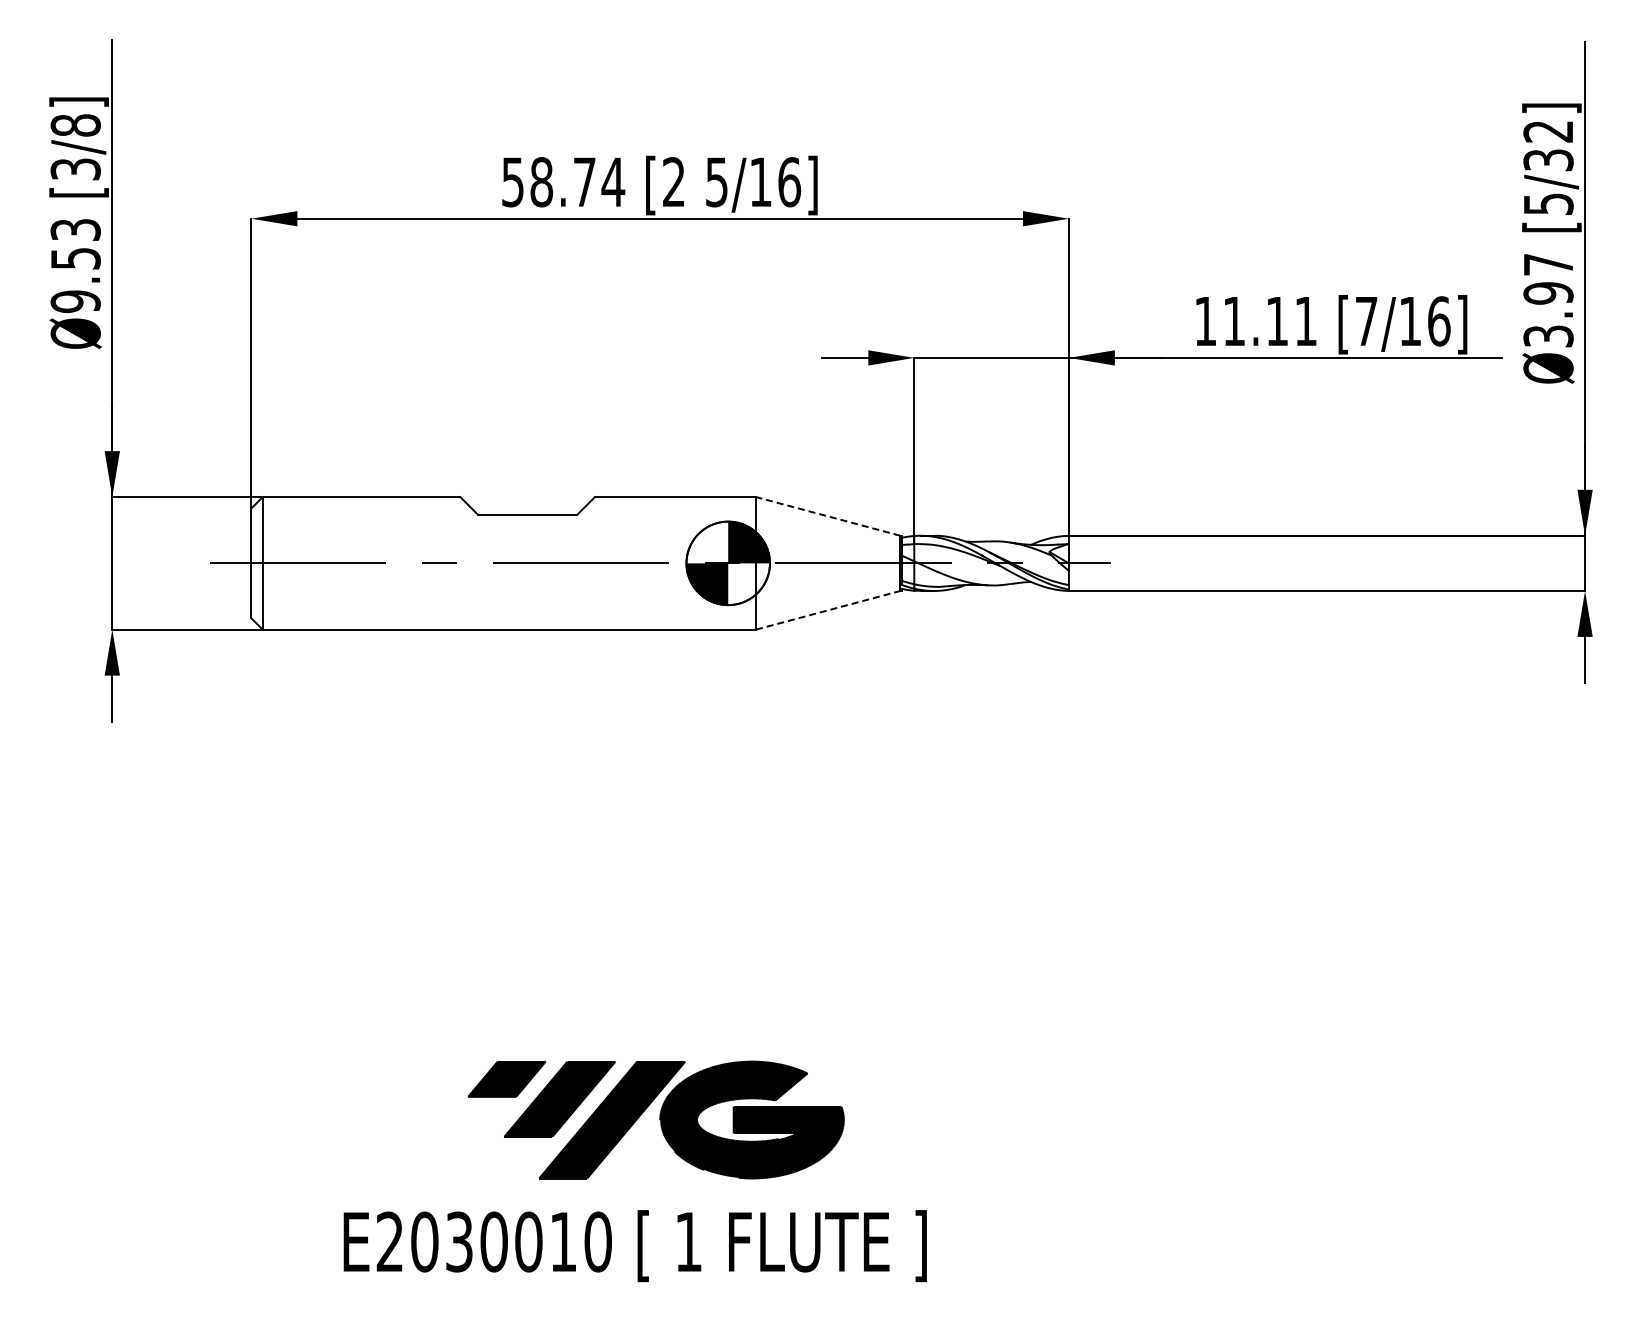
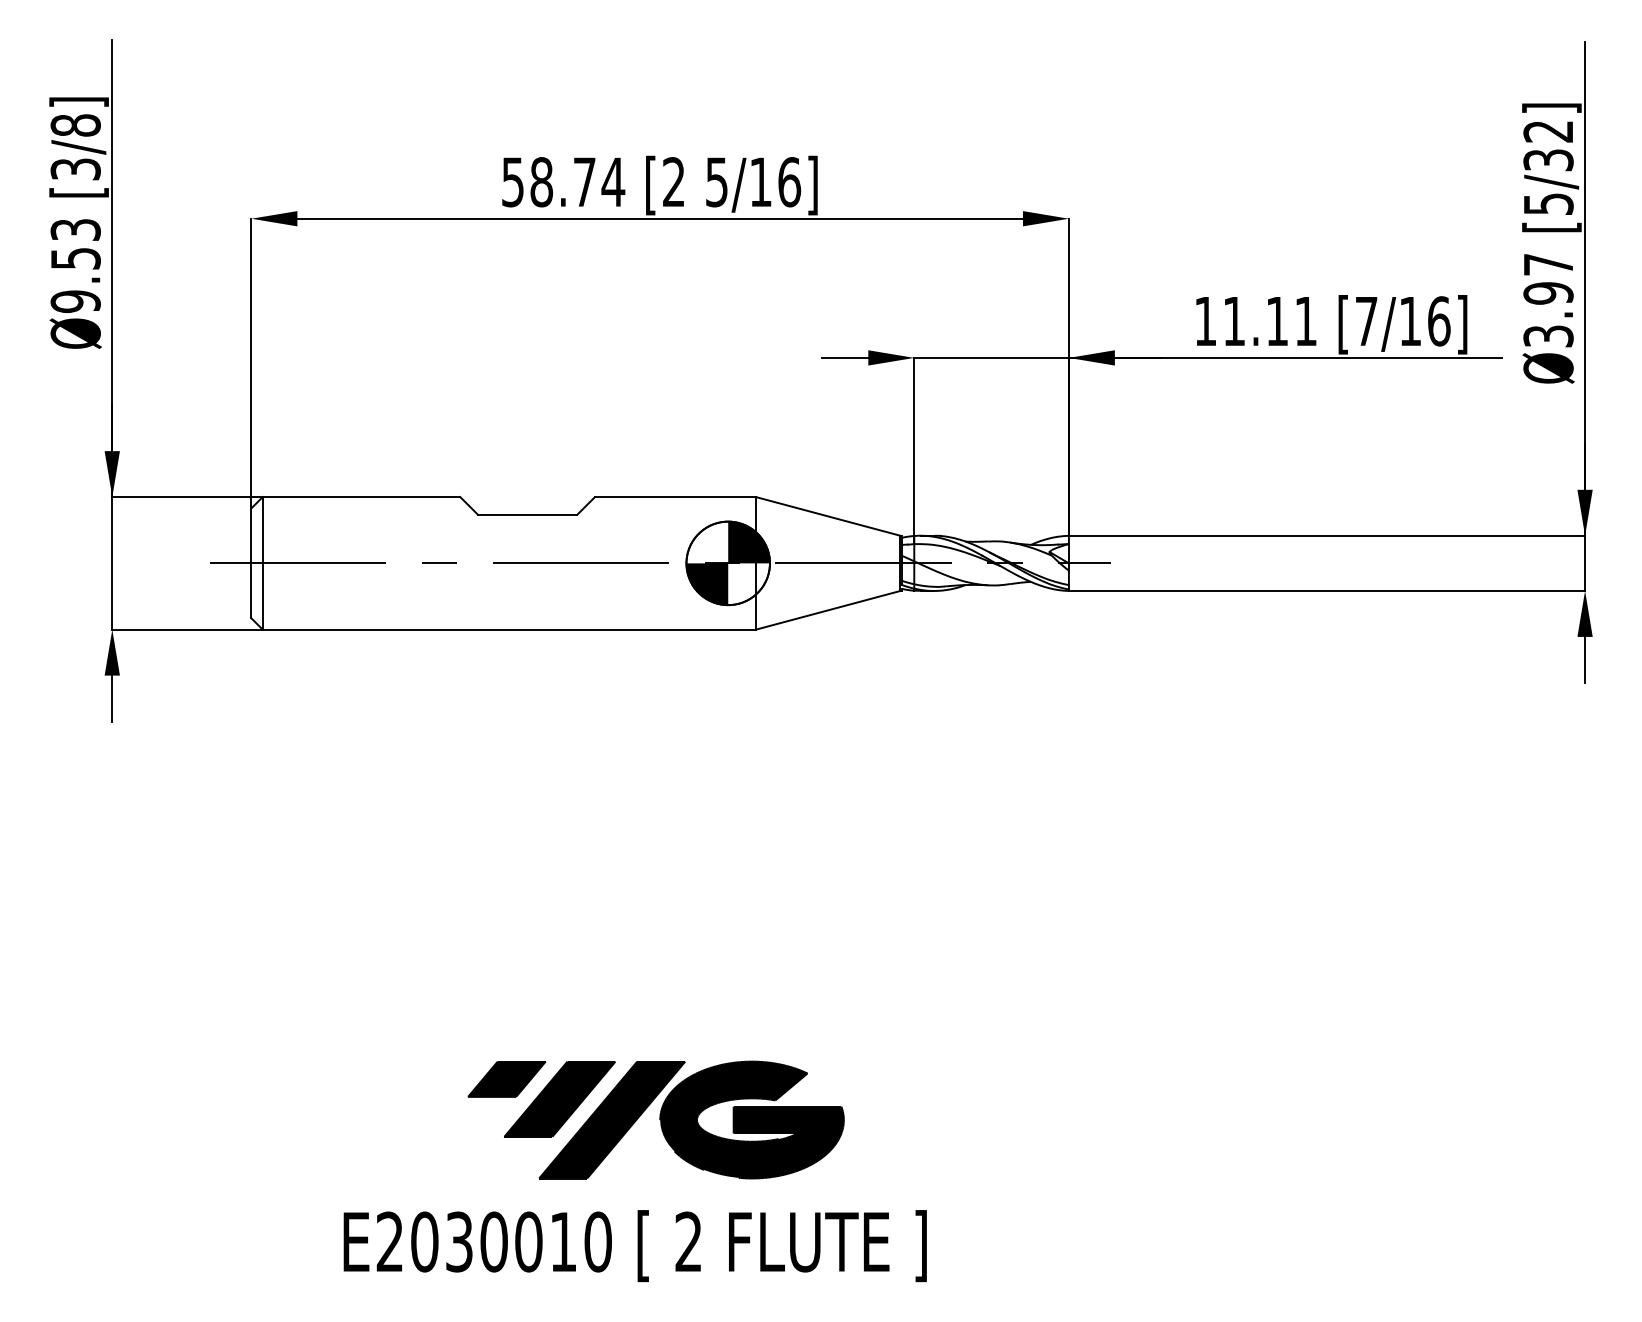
line: dashed -> solid (828, 516)
line: dashed -> solid (828, 610)
text: 1 -> 2 (688, 1241)
